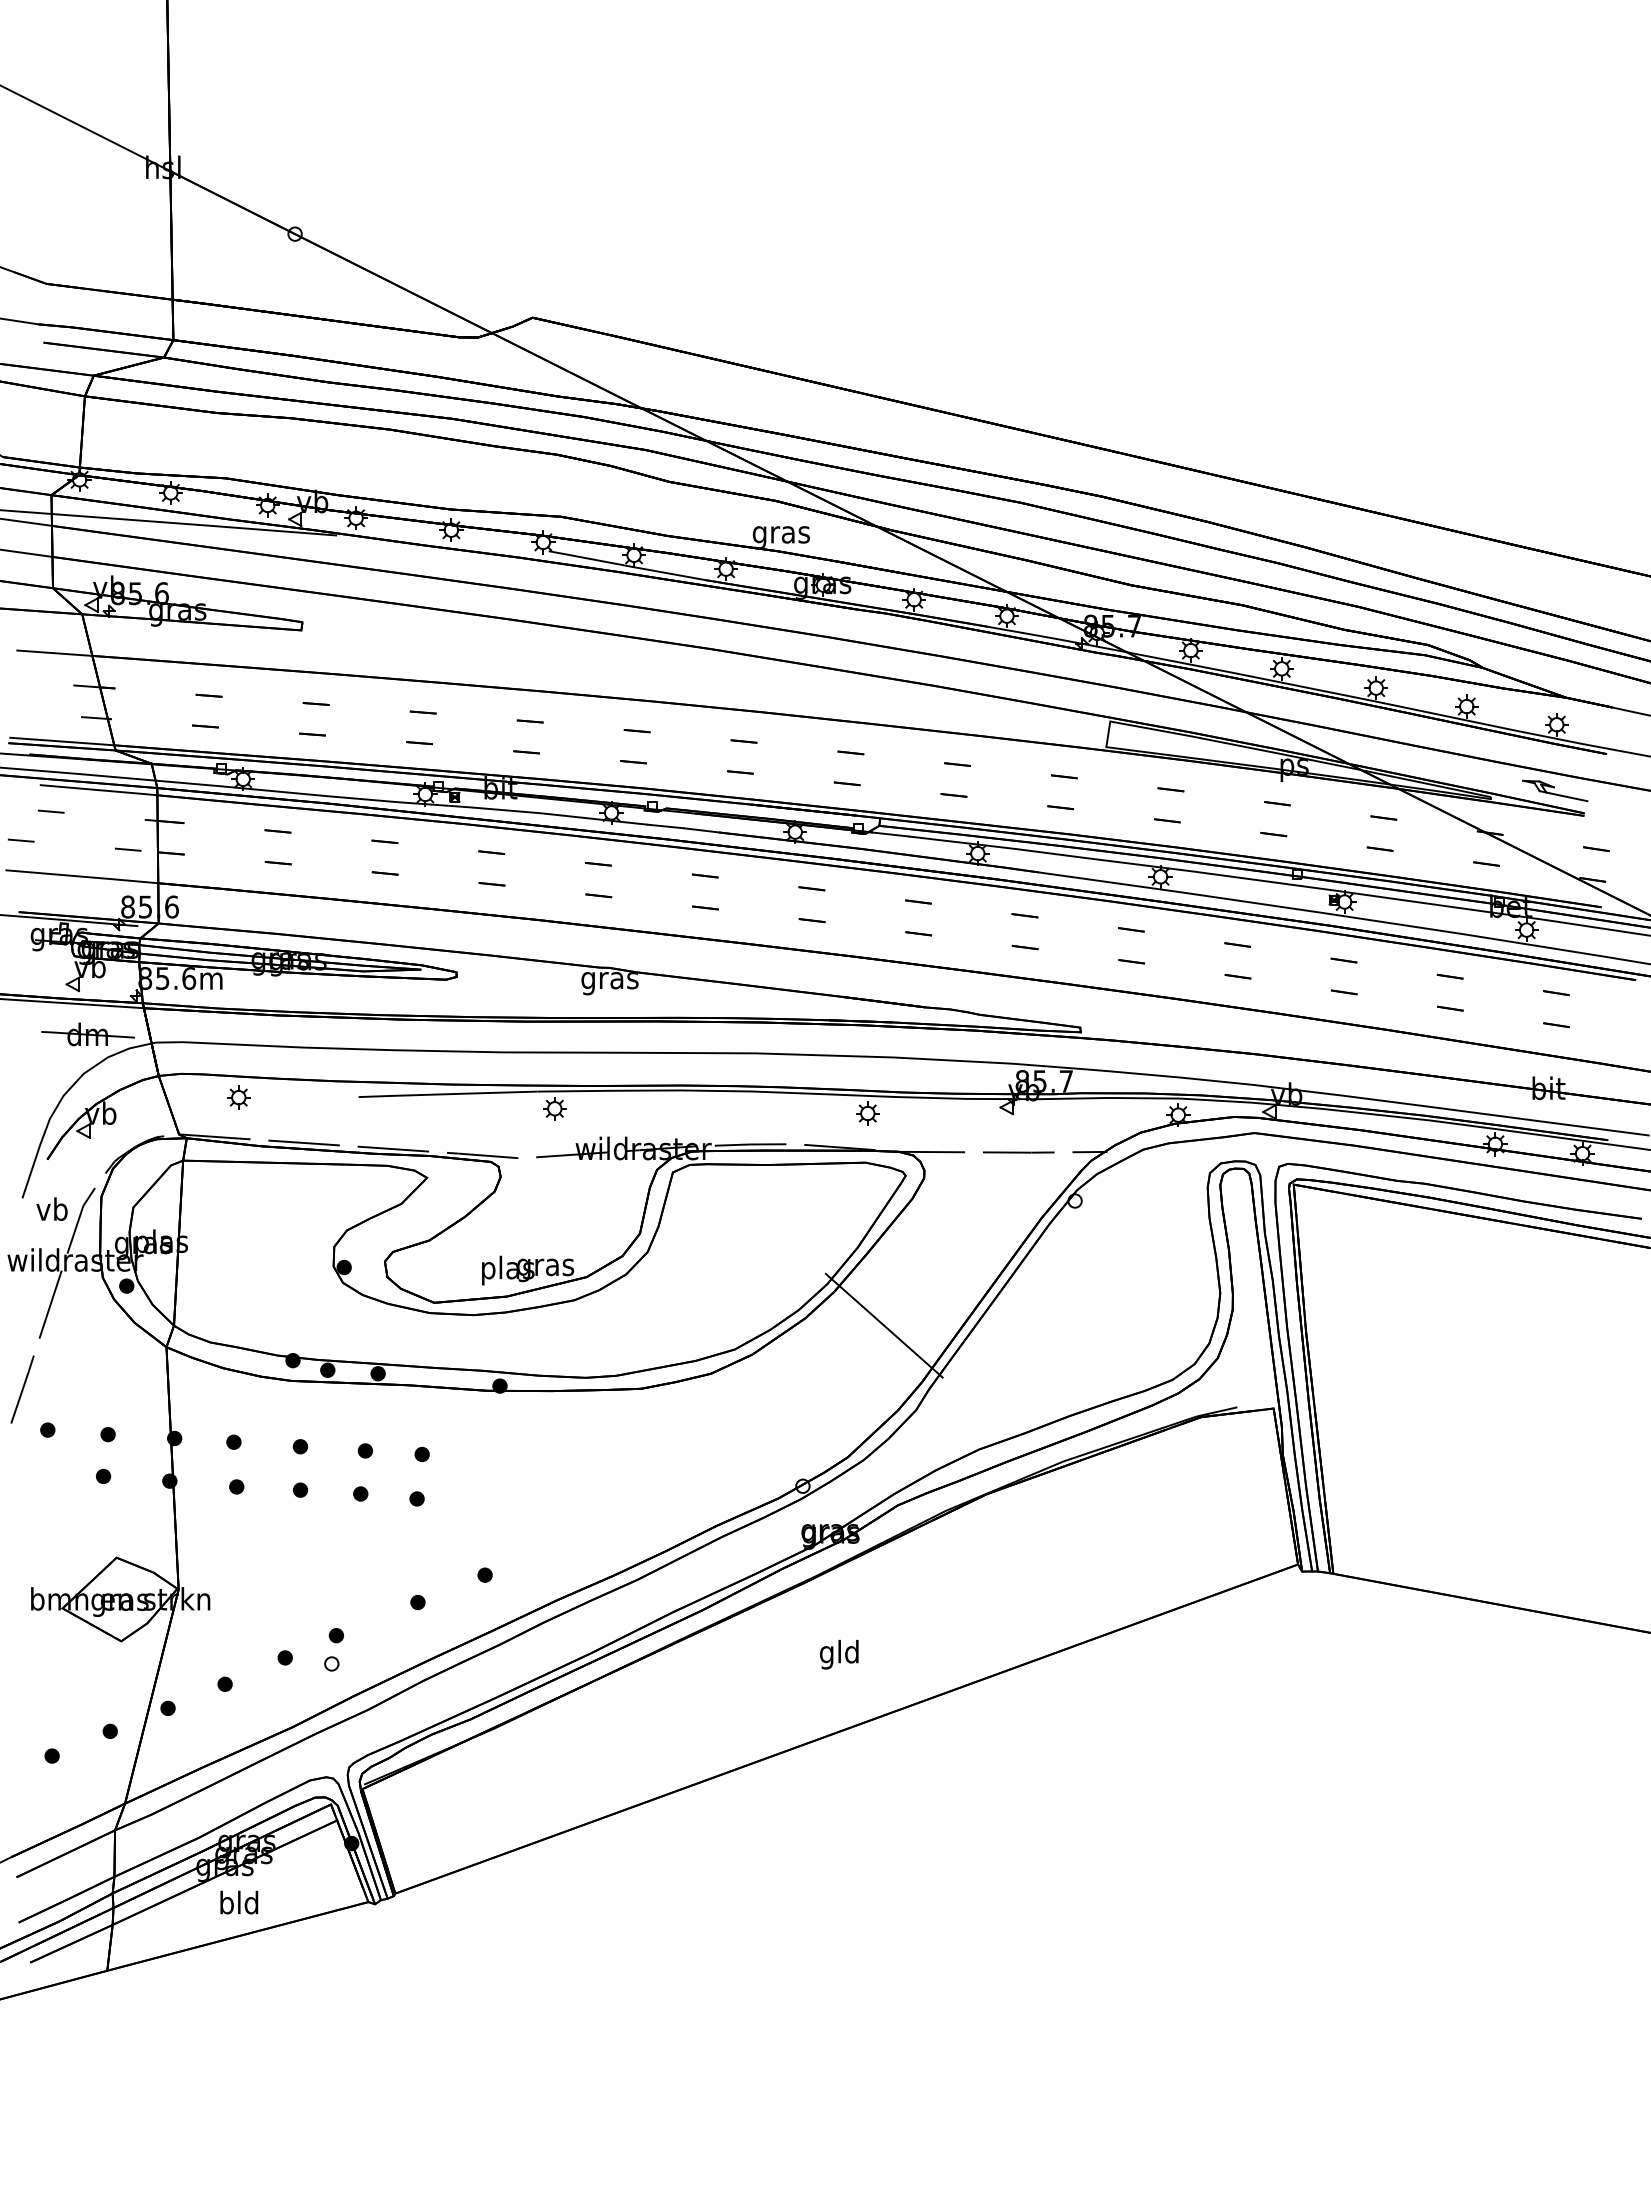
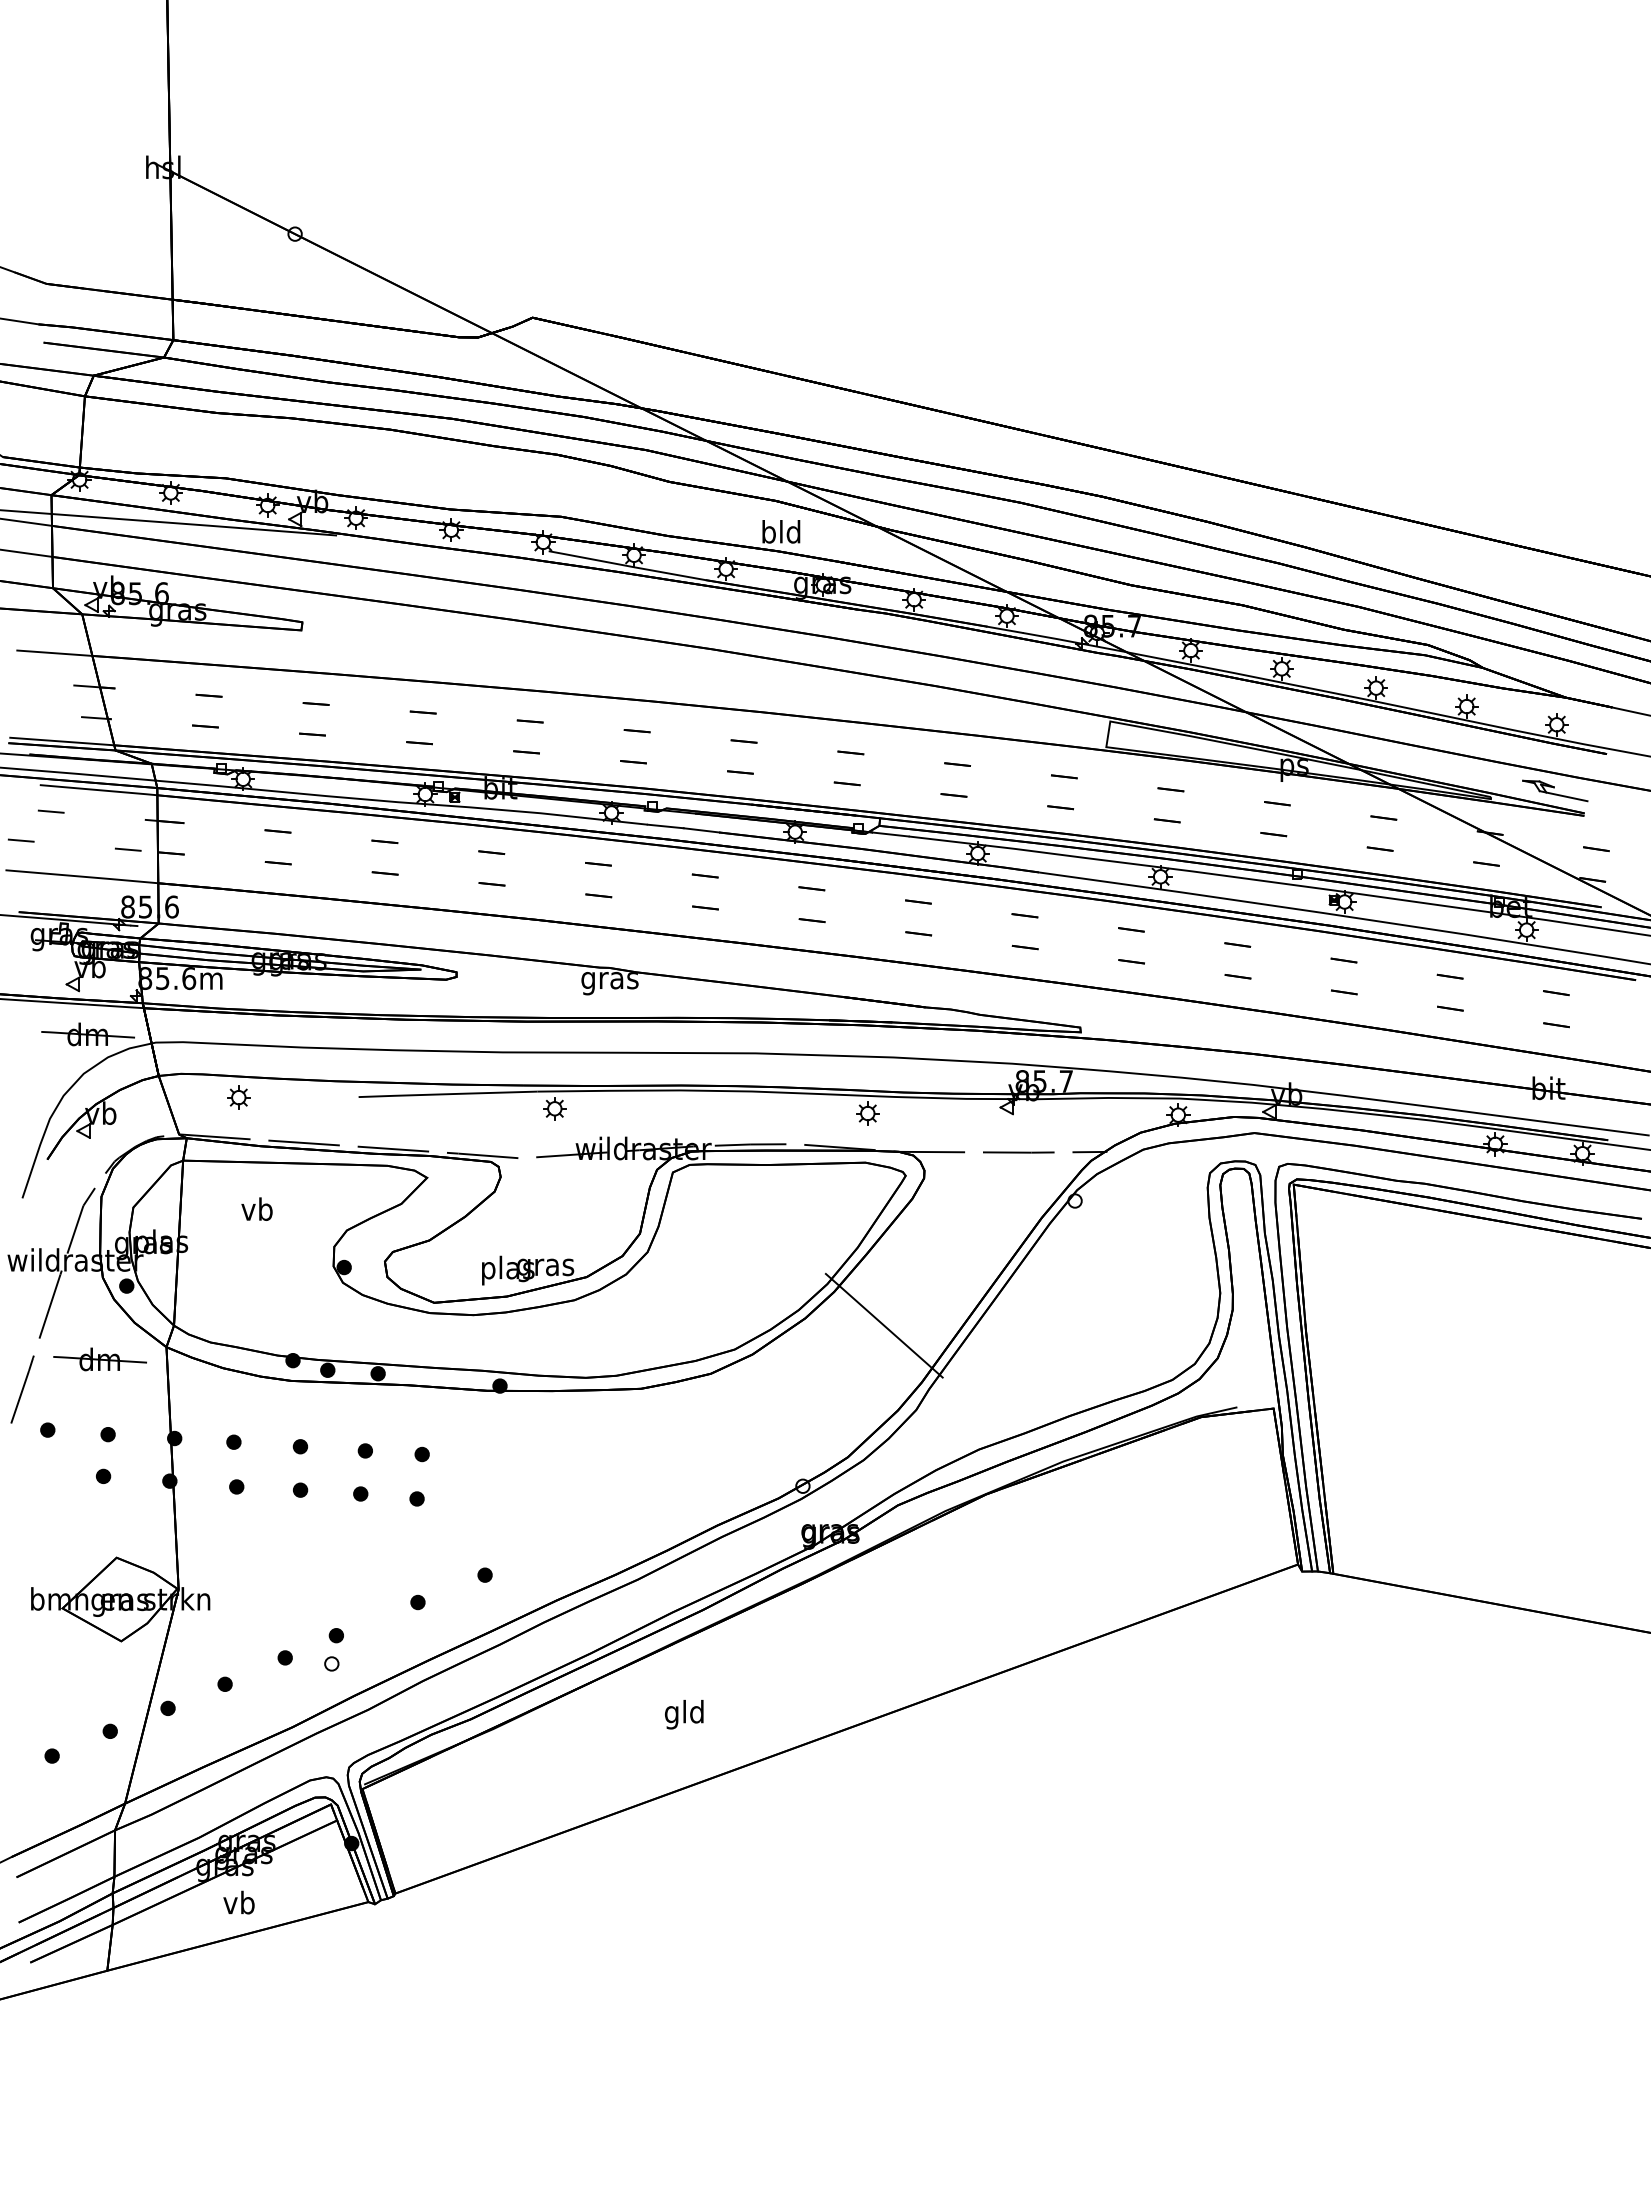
line: present -> none (79, 125)
text: gras -> bld (780, 534)
text position: (51, 1208) -> (256, 1208) (256, 1208)
part: none -> present (99, 1359)
text position: (839, 1654) -> (684, 1714) (684, 1714)
text: bld -> vb (239, 1902)
